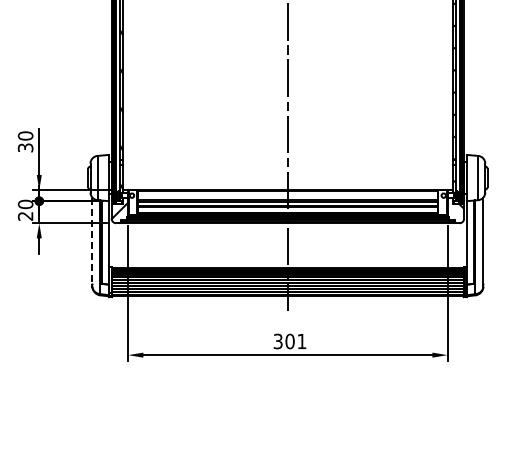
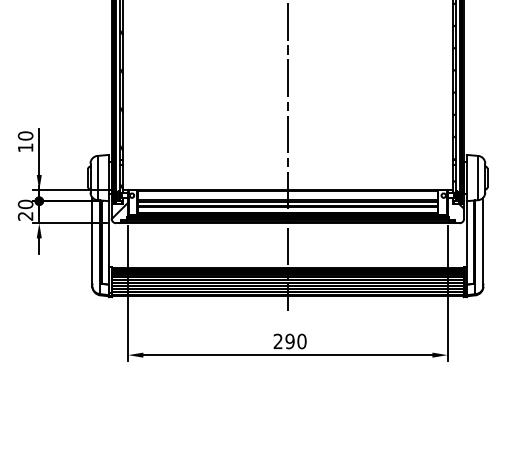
text: 30 -> 10 (25, 147)
line: dashed -> solid (92, 240)
text: 301 -> 290 (289, 341)
